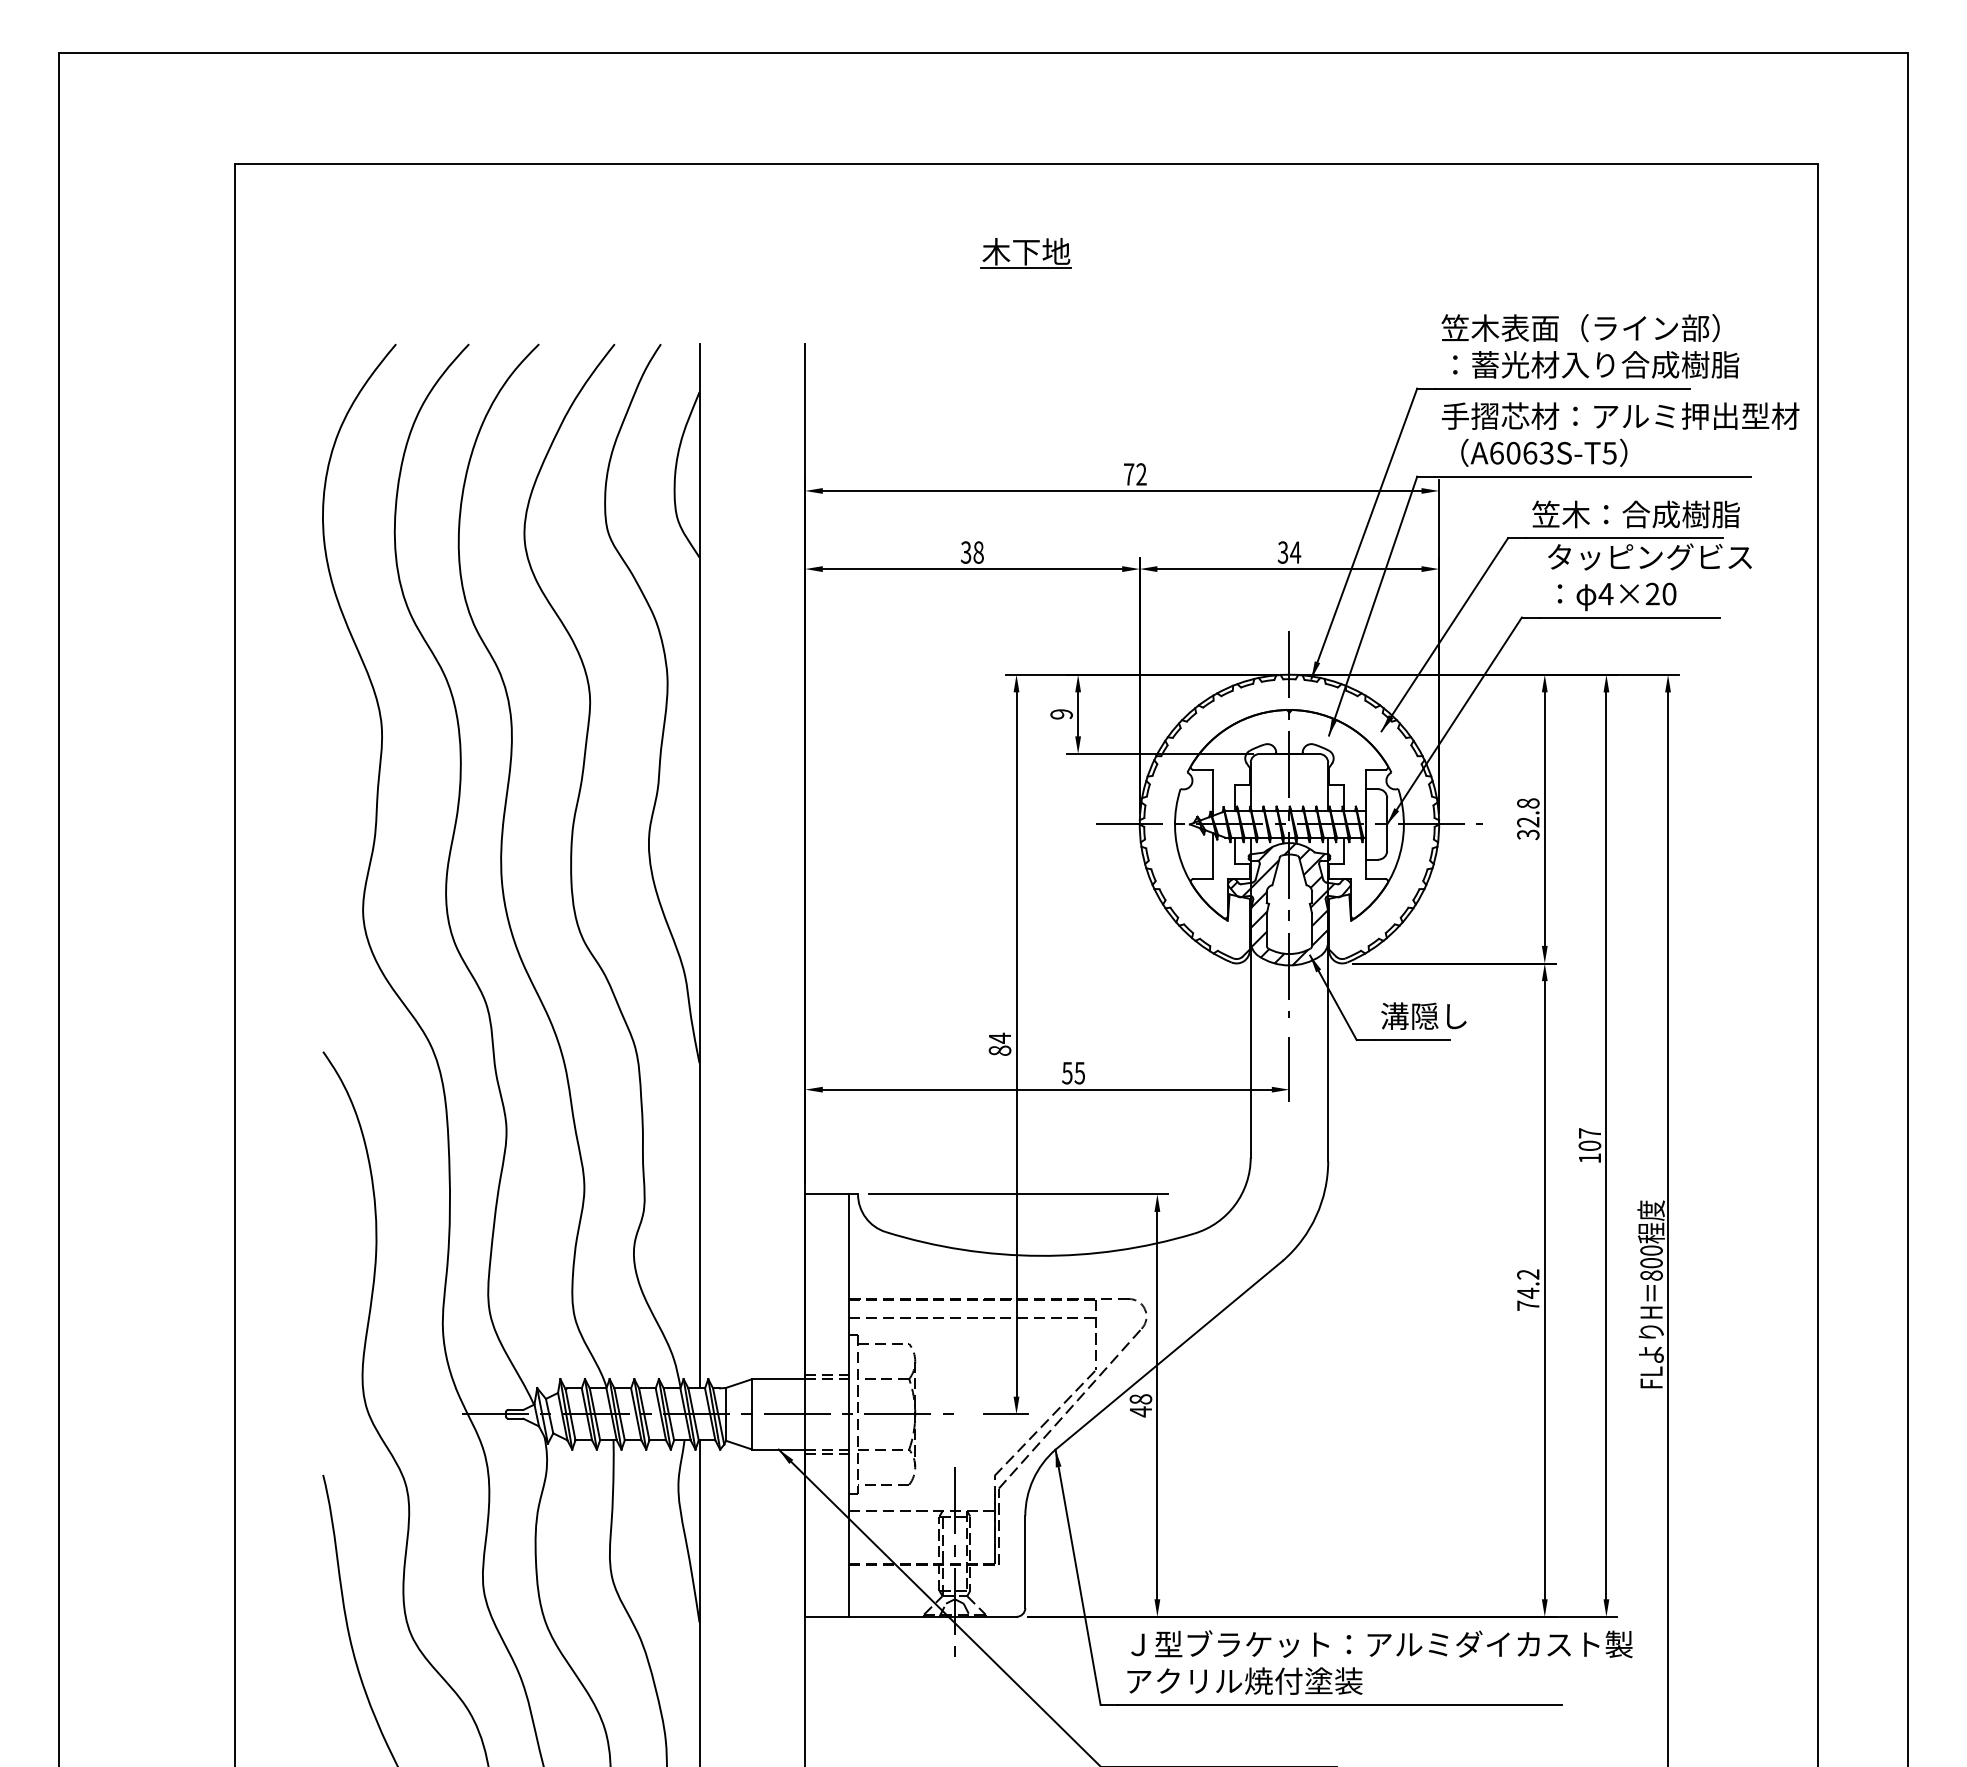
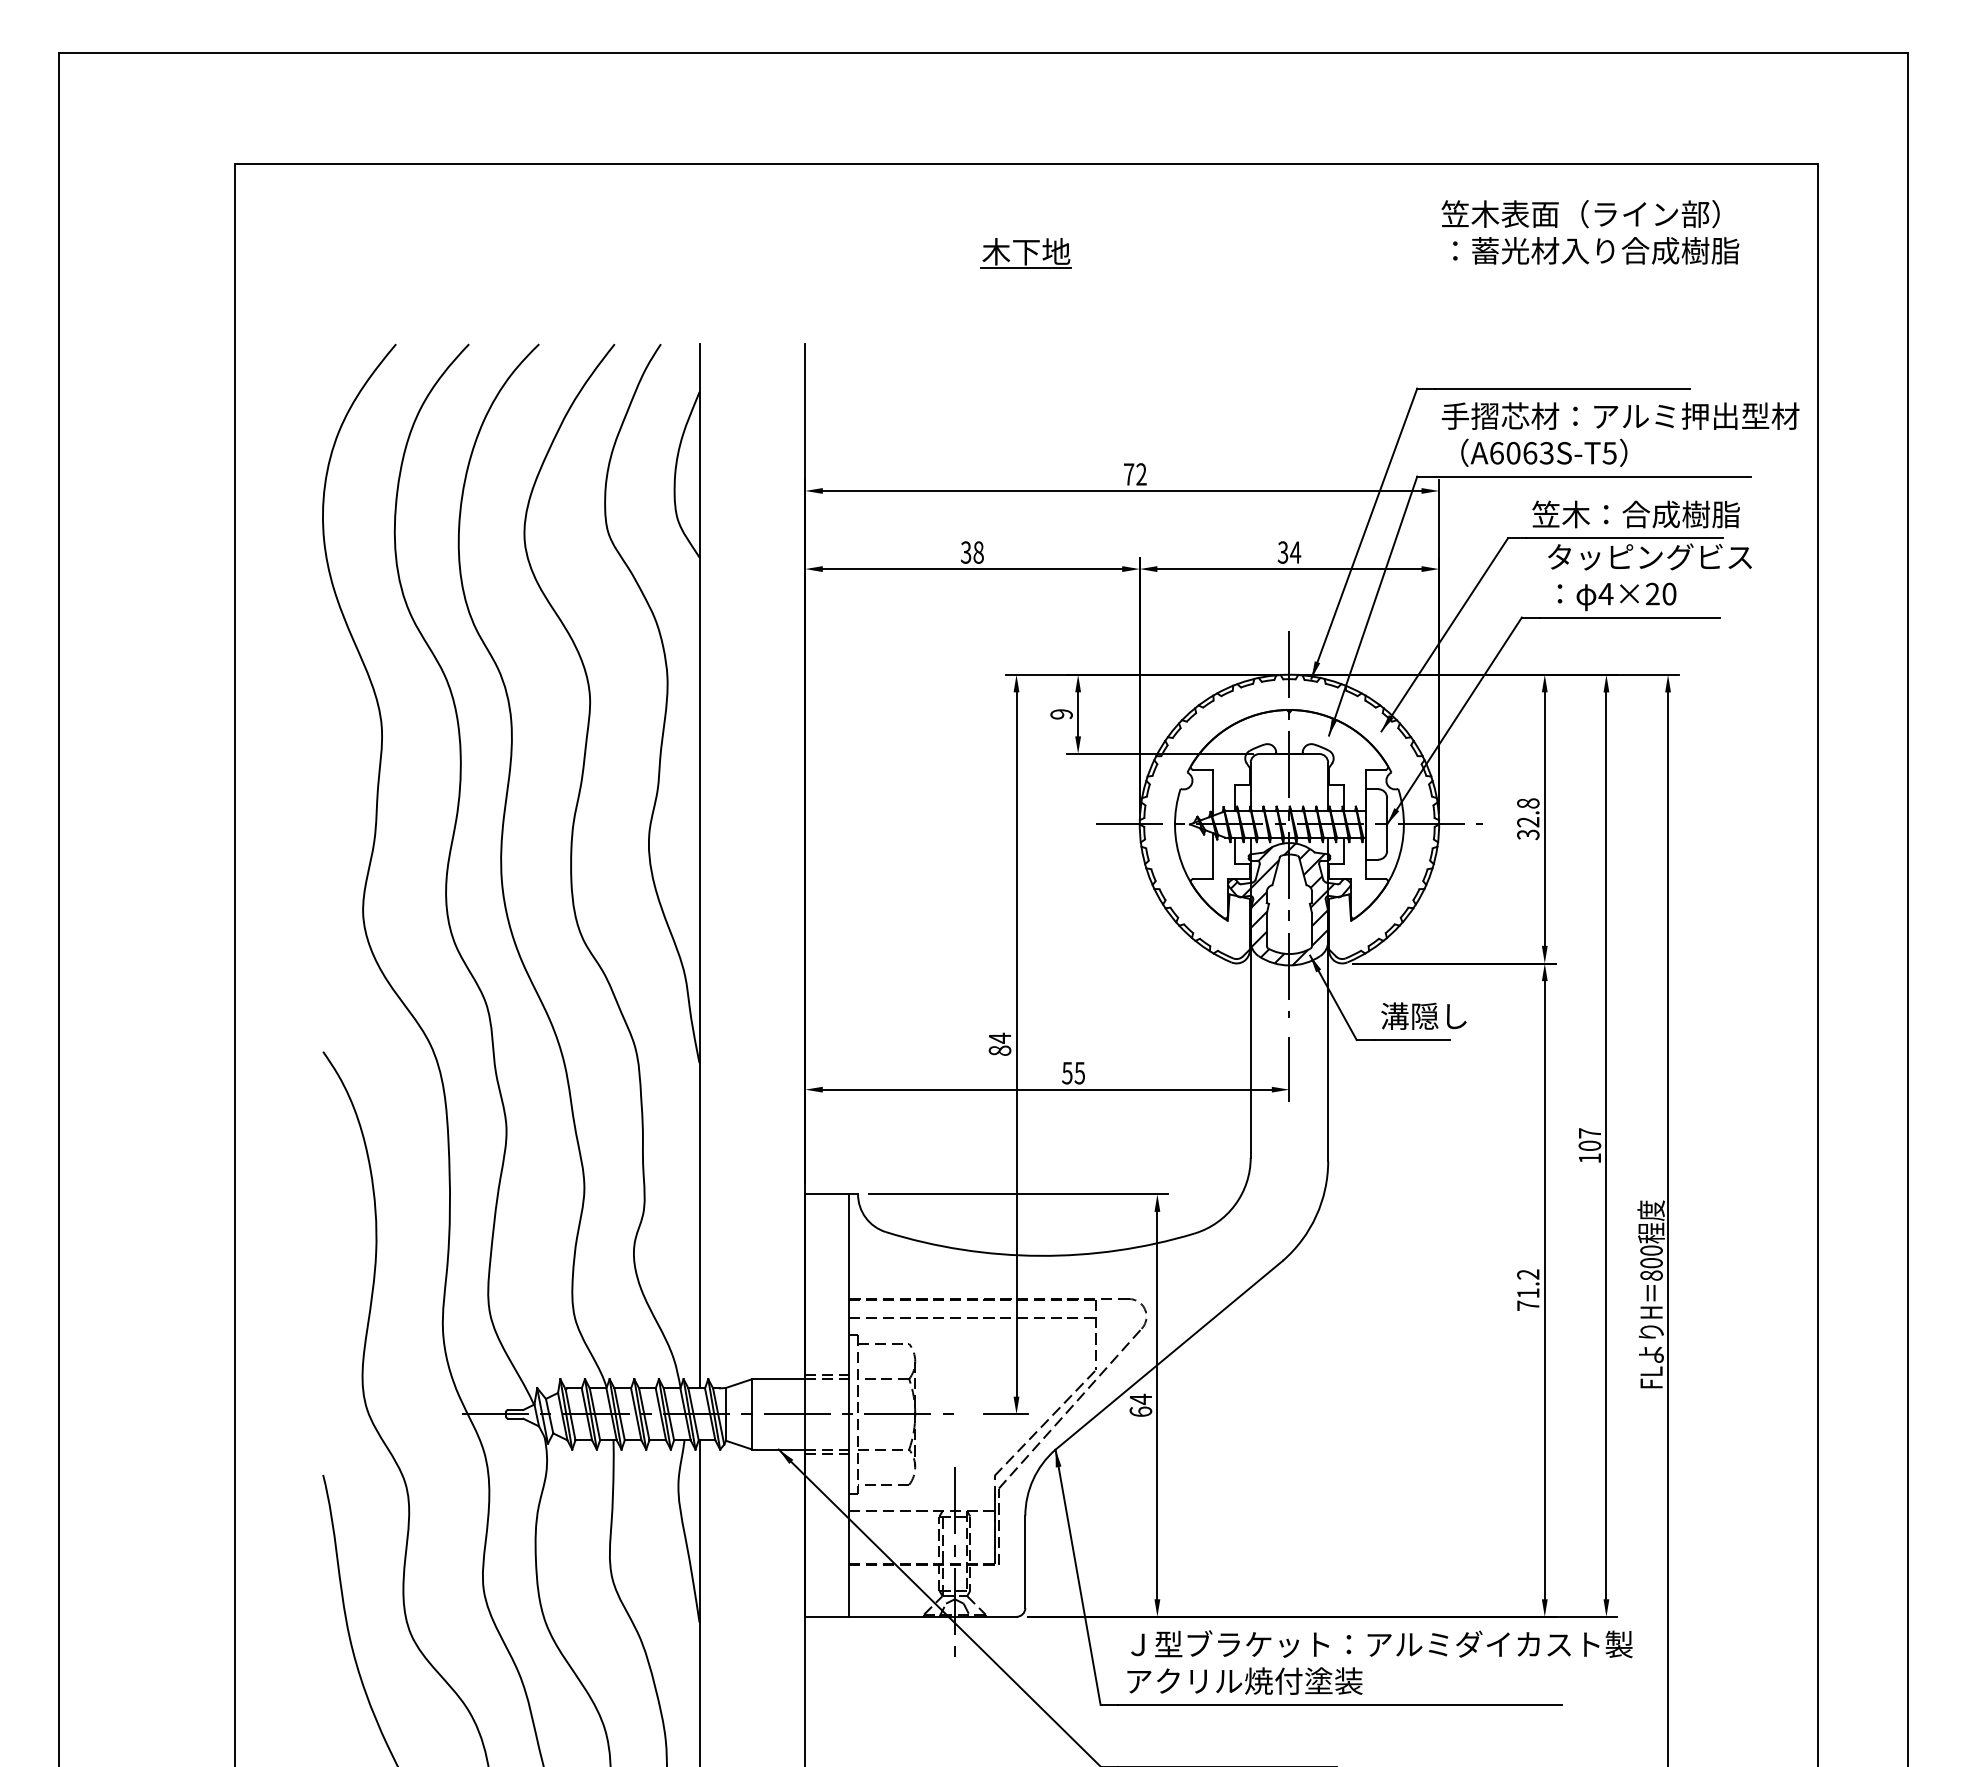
text position: (1590, 346) -> (1590, 232) (1590, 232)
text: 74.2 -> 71.2 (1528, 1293)
text: 48 -> 64 (1140, 1405)
